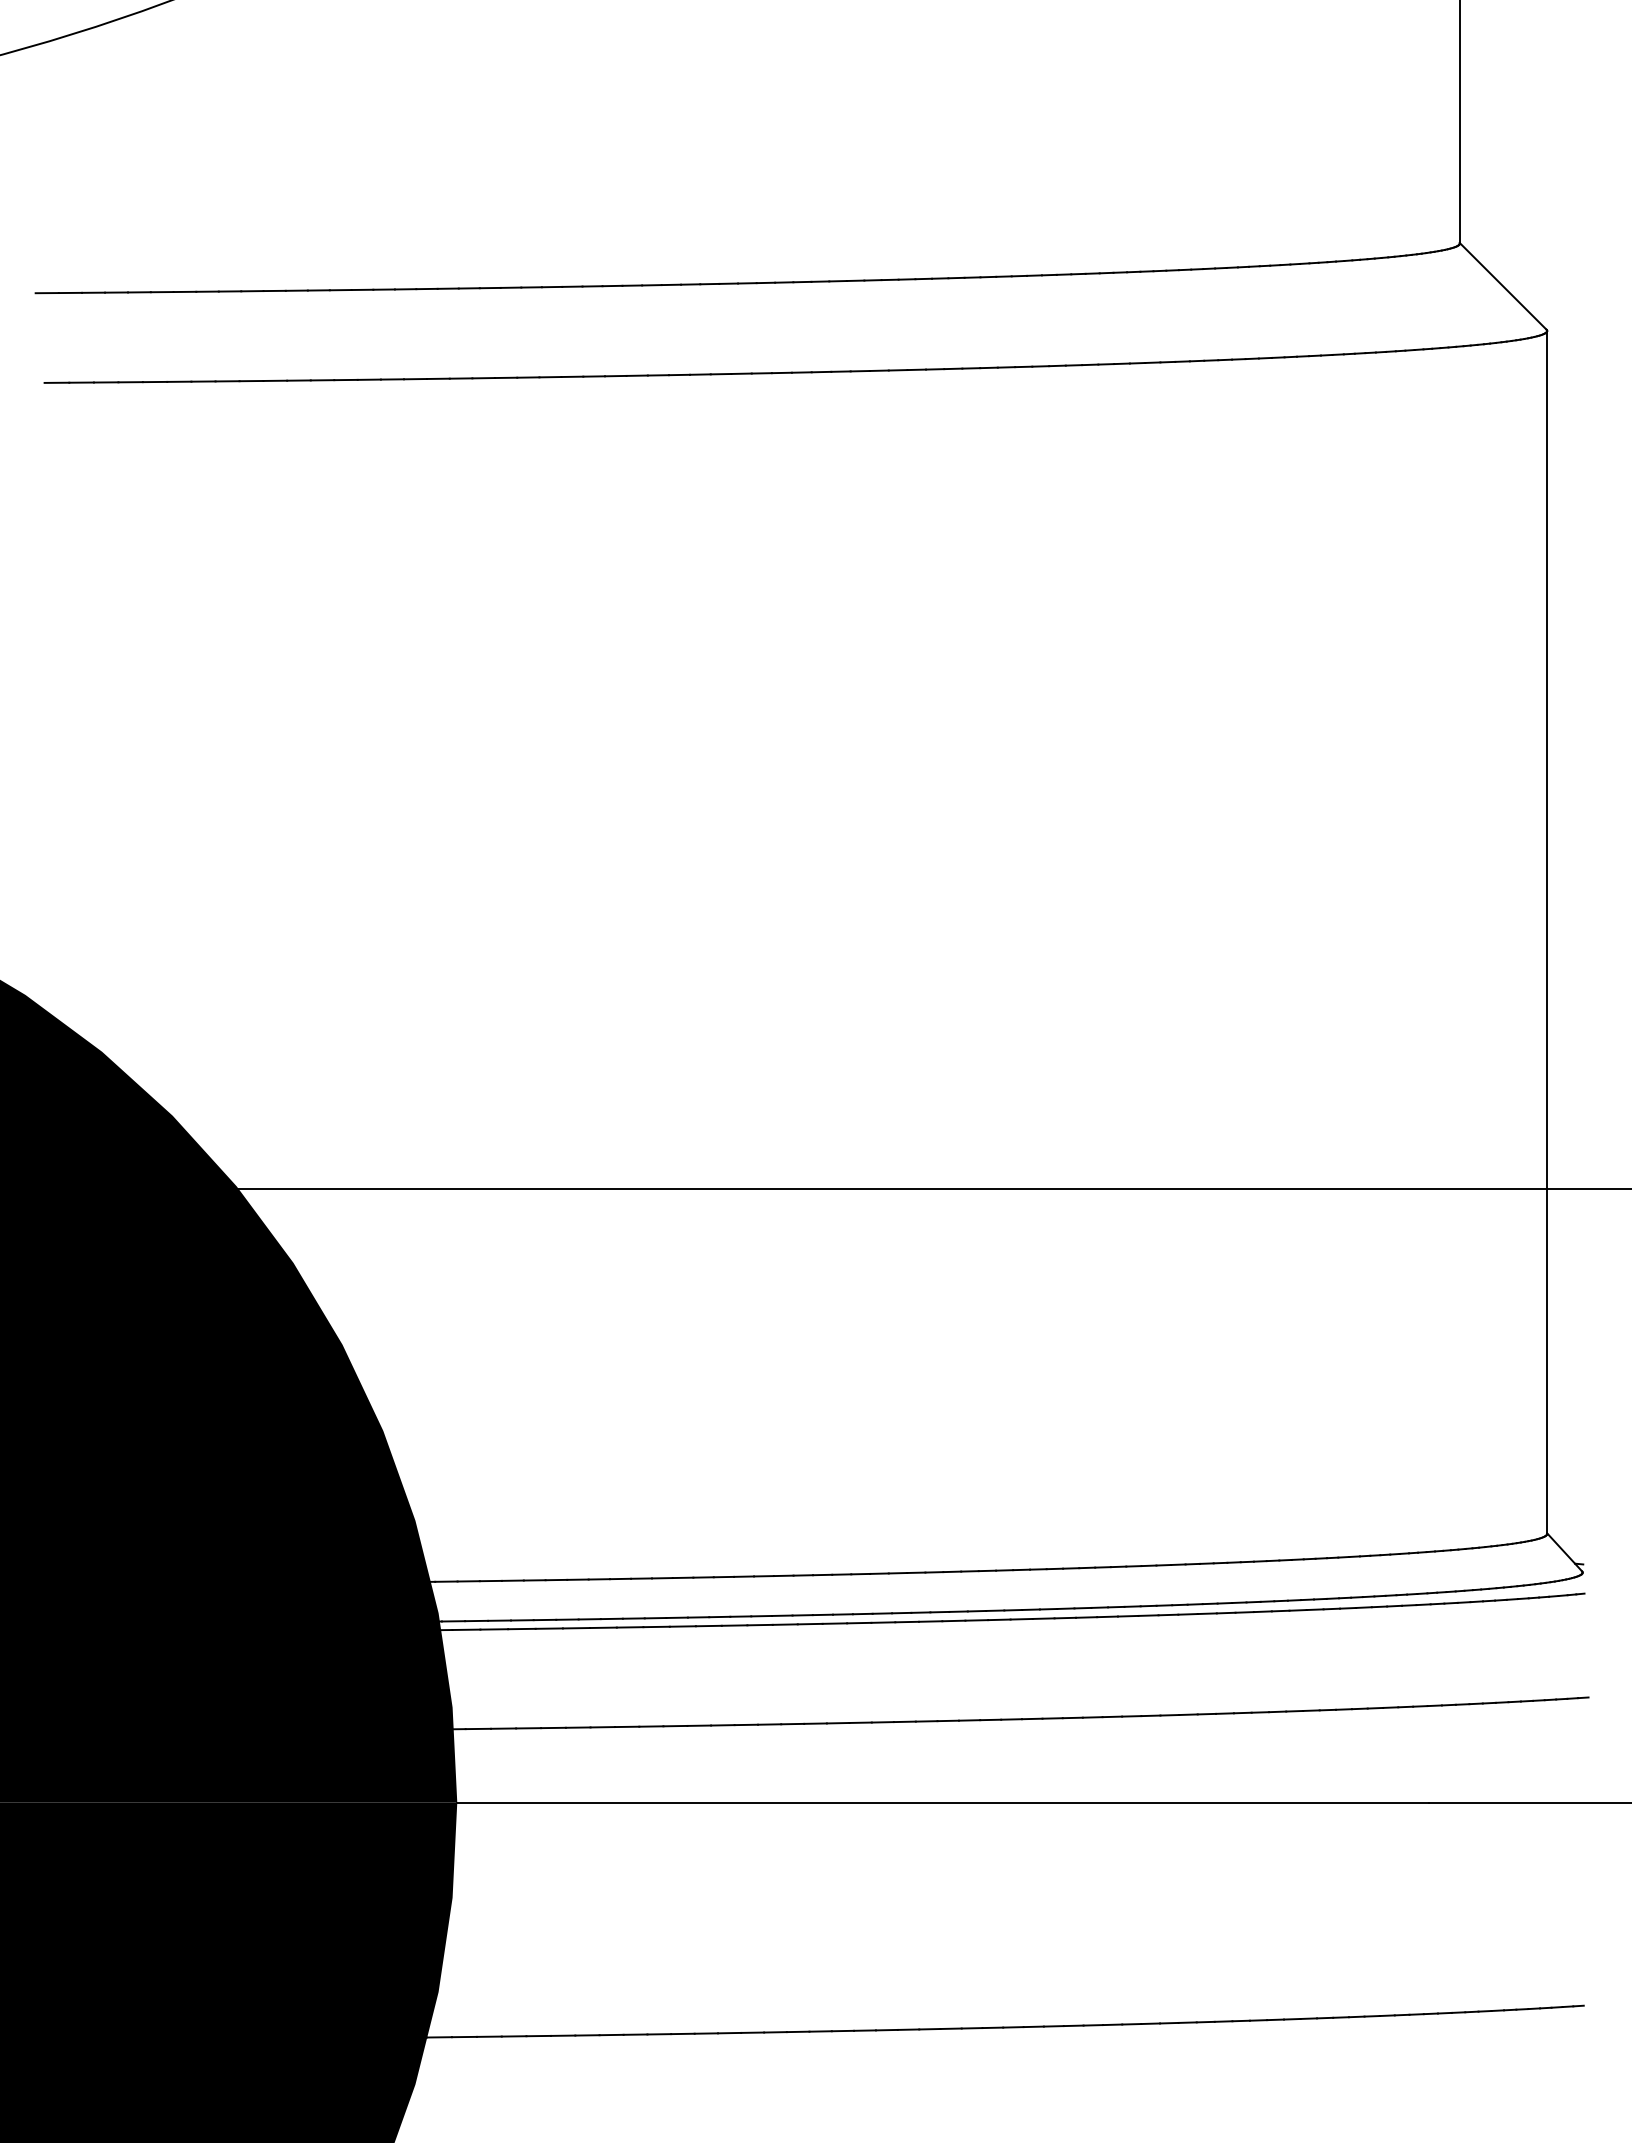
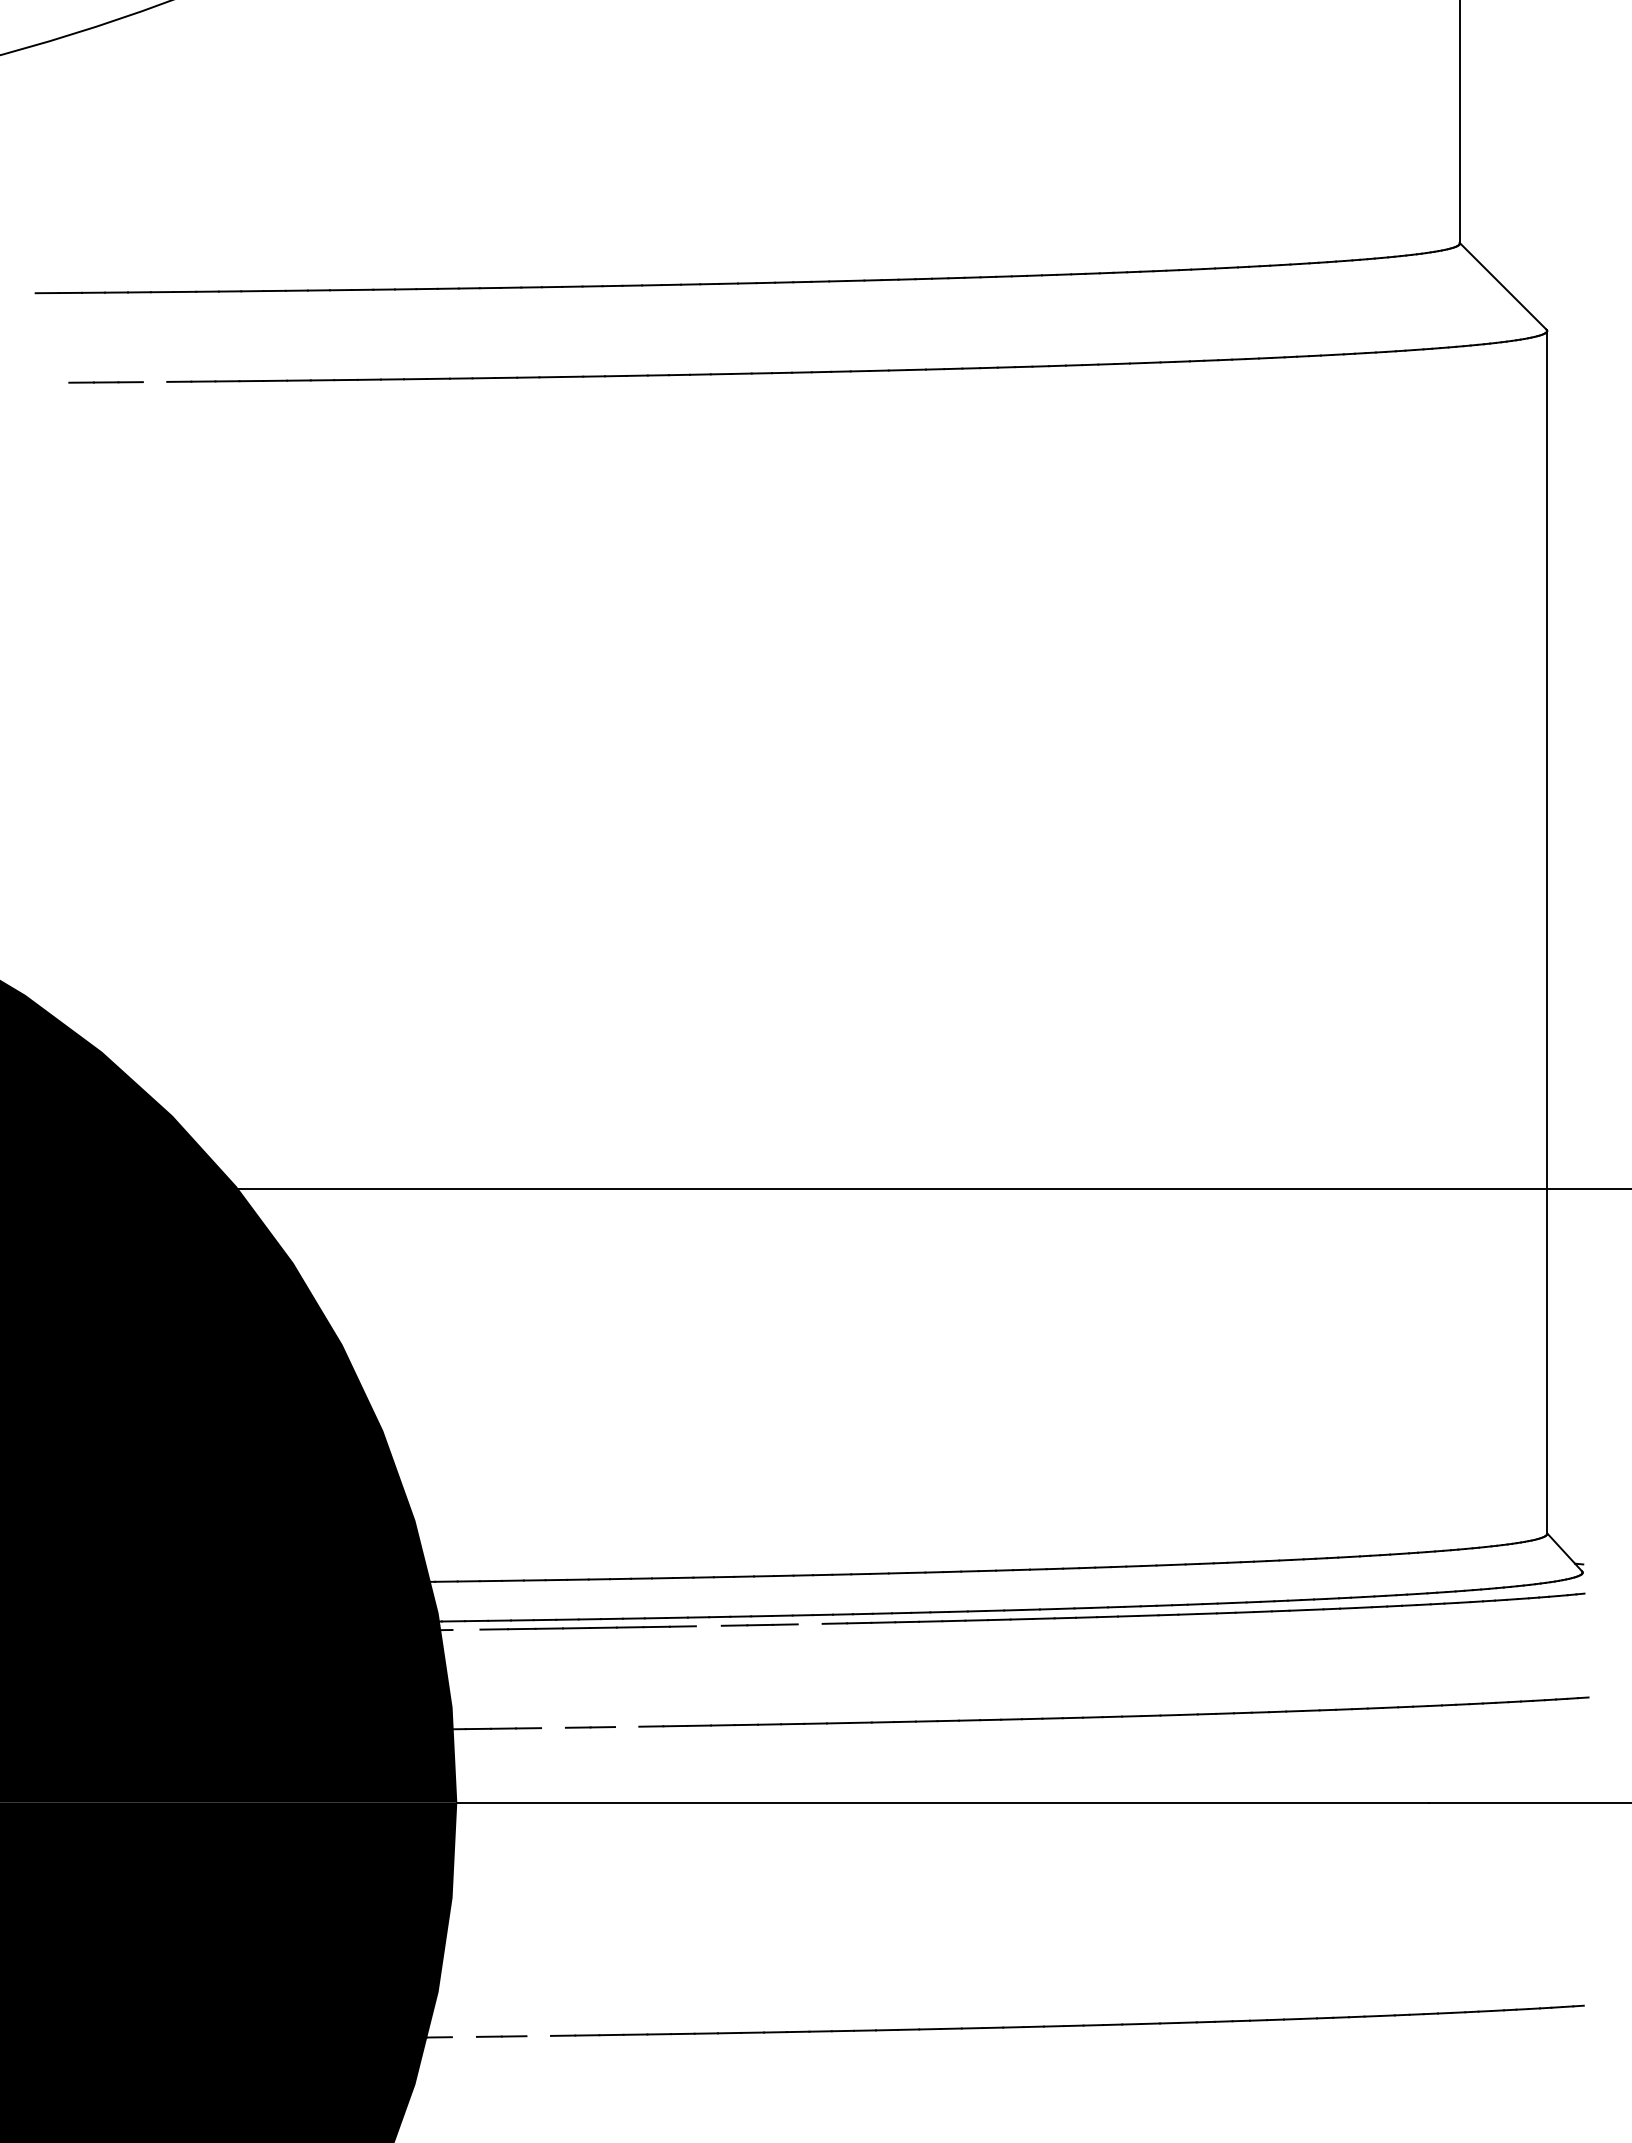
line: present -> none (154, 381)
line: present -> none (56, 382)
line: present -> none (809, 1623)
line: present -> none (708, 1625)
line: present -> none (466, 1629)
line: present -> none (627, 1726)
line: present -> none (553, 1727)
line: present -> none (538, 2035)
line: present -> none (463, 2036)
